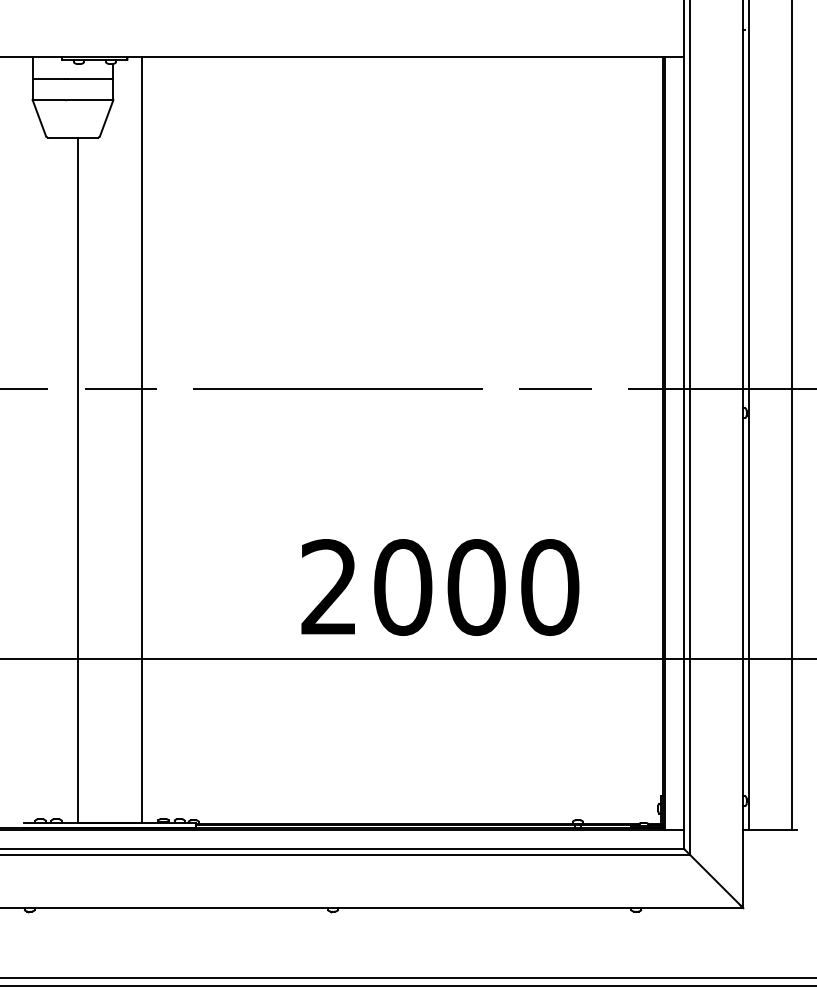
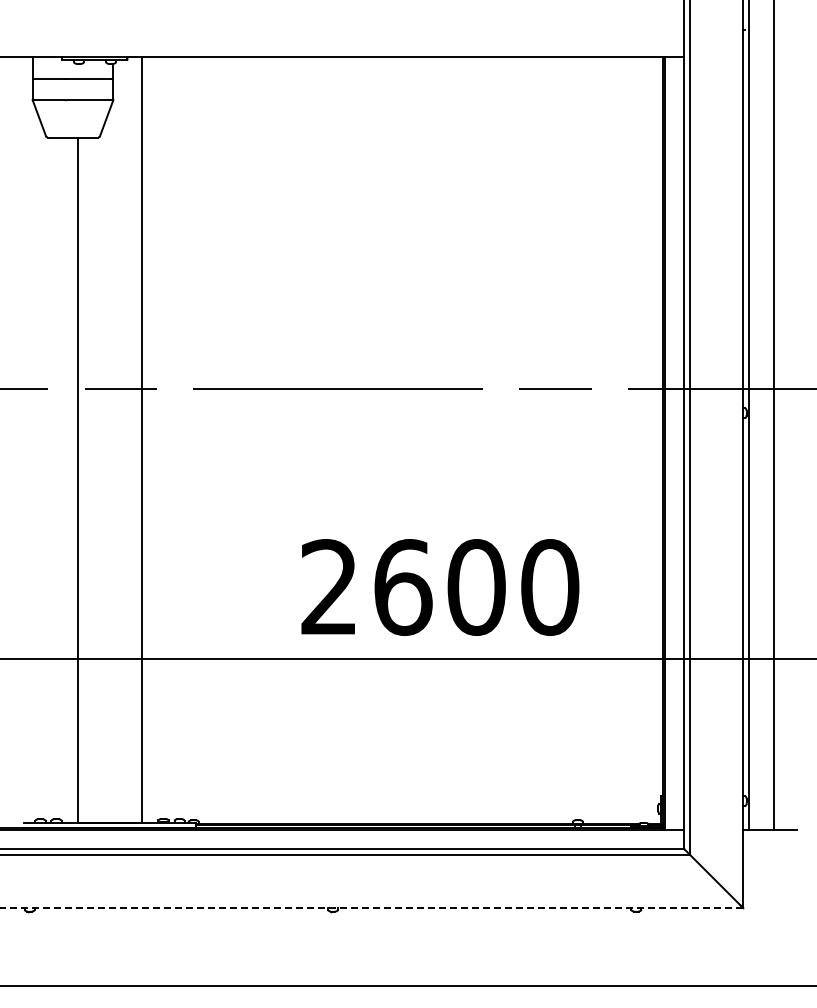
line position: (791, 415) -> (773, 415) (773, 415)
text: 2000 -> 2600 (403, 587)
line: solid -> dashed (371, 908)
line: present -> none (407, 977)
